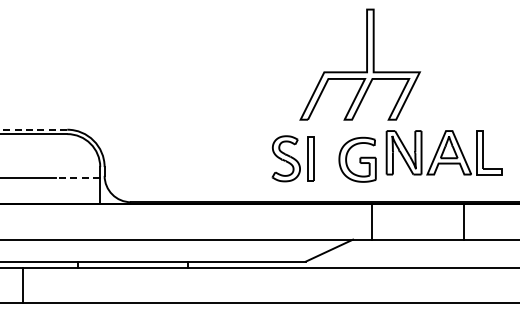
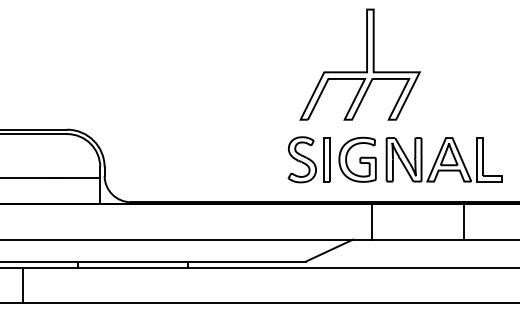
line: dashed -> solid (33, 129)
part position: (443, 152) -> (443, 159) (443, 159)
part position: (292, 158) -> (308, 159) (308, 159)
line: dashed -> solid (78, 178)
